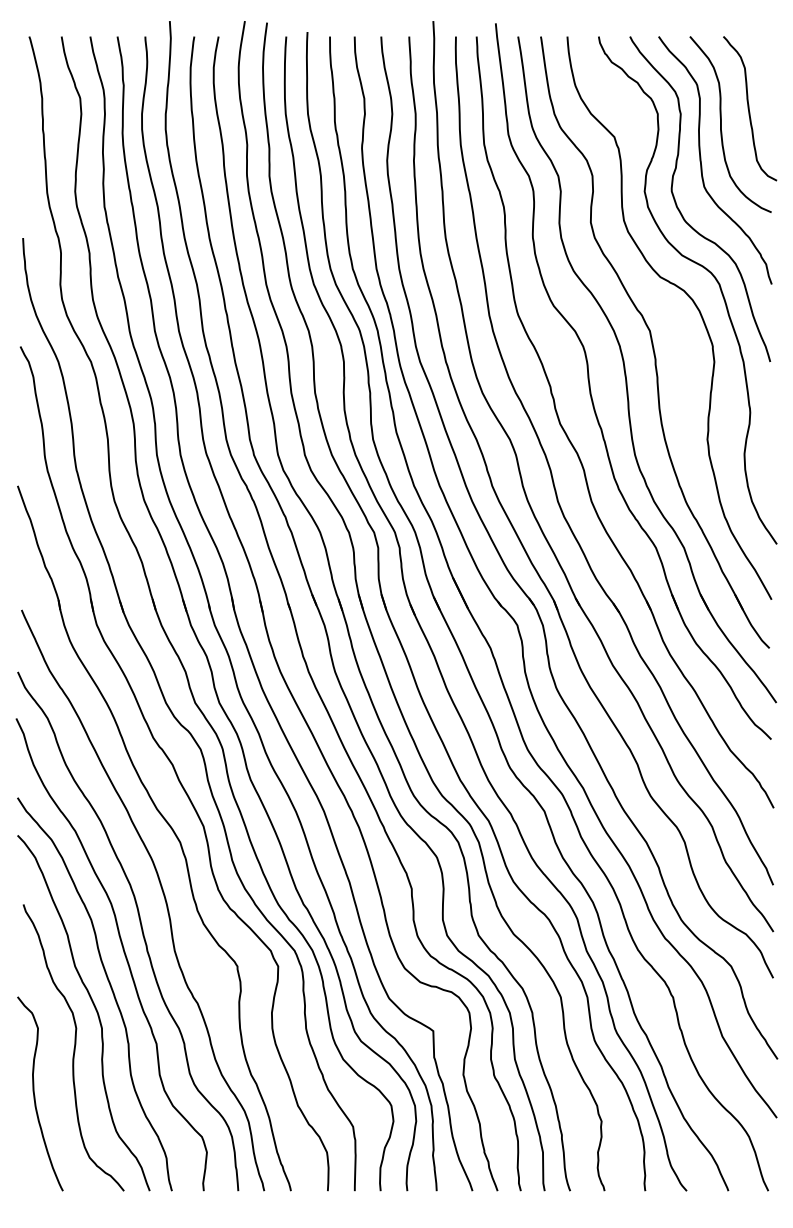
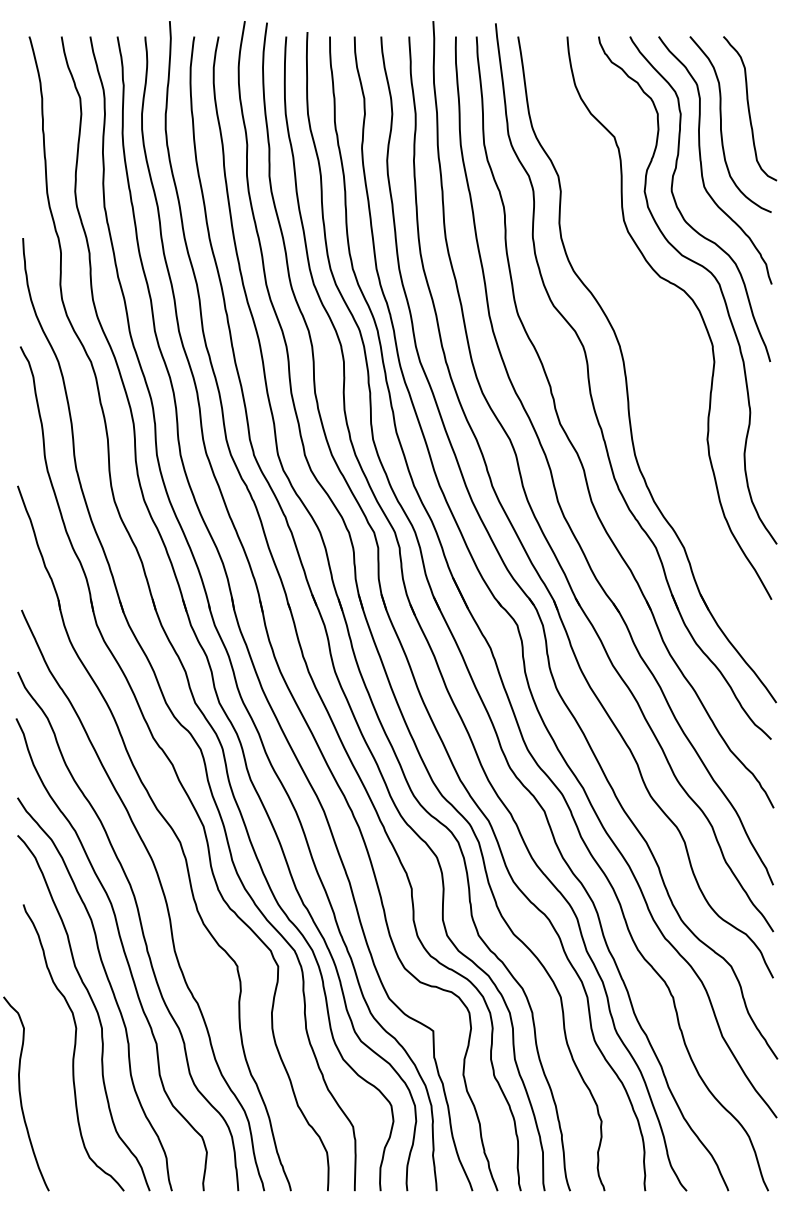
part: present -> none (654, 342)
curve position: (35, 1095) -> (21, 1095) (21, 1095)
